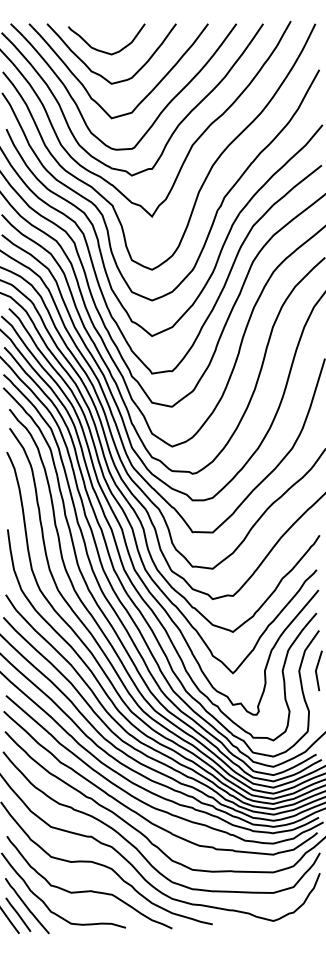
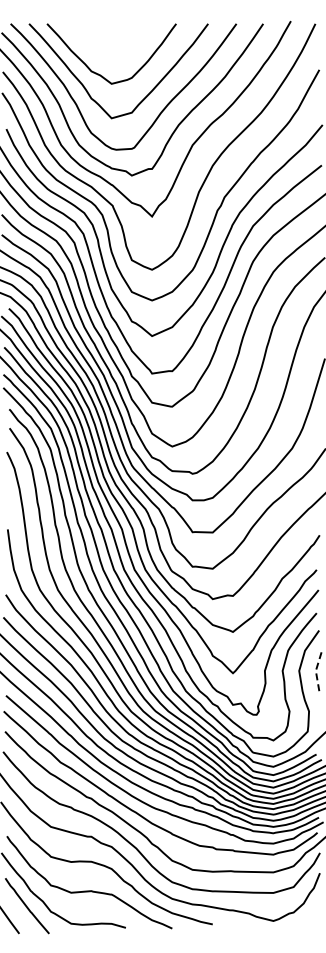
curve: present -> none (102, 50)
line: solid -> dashed (315, 670)
line: present -> none (18, 914)
